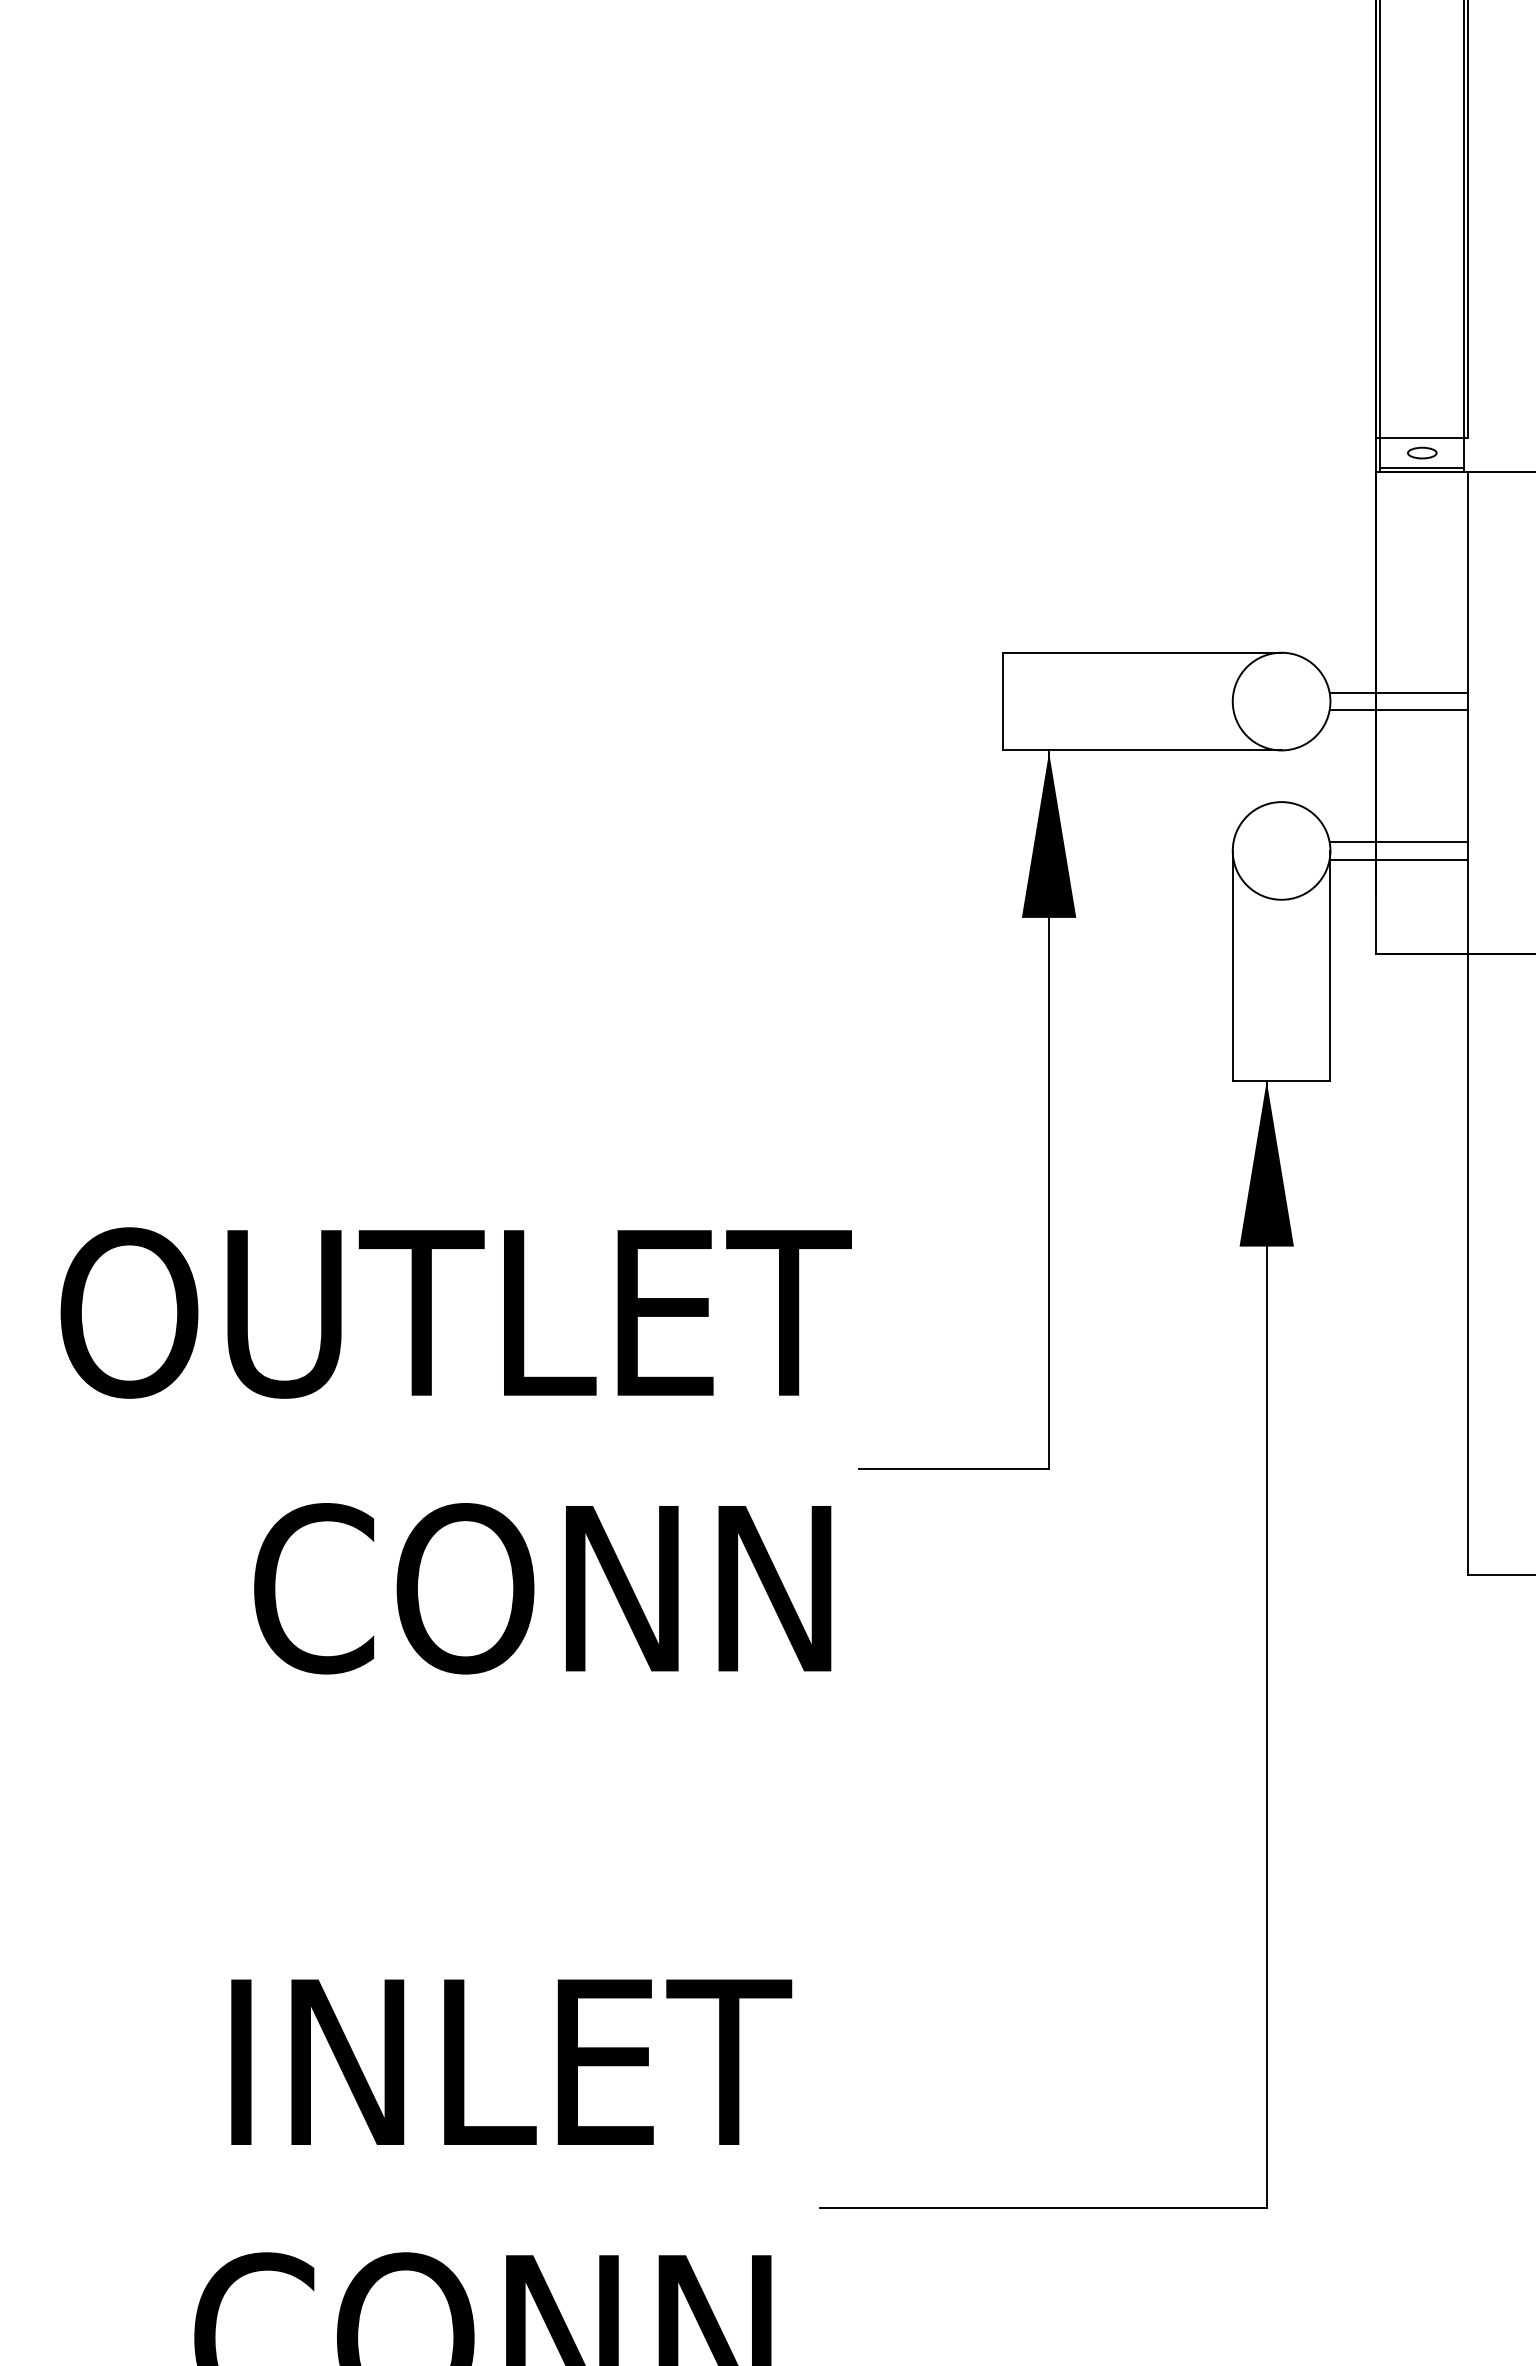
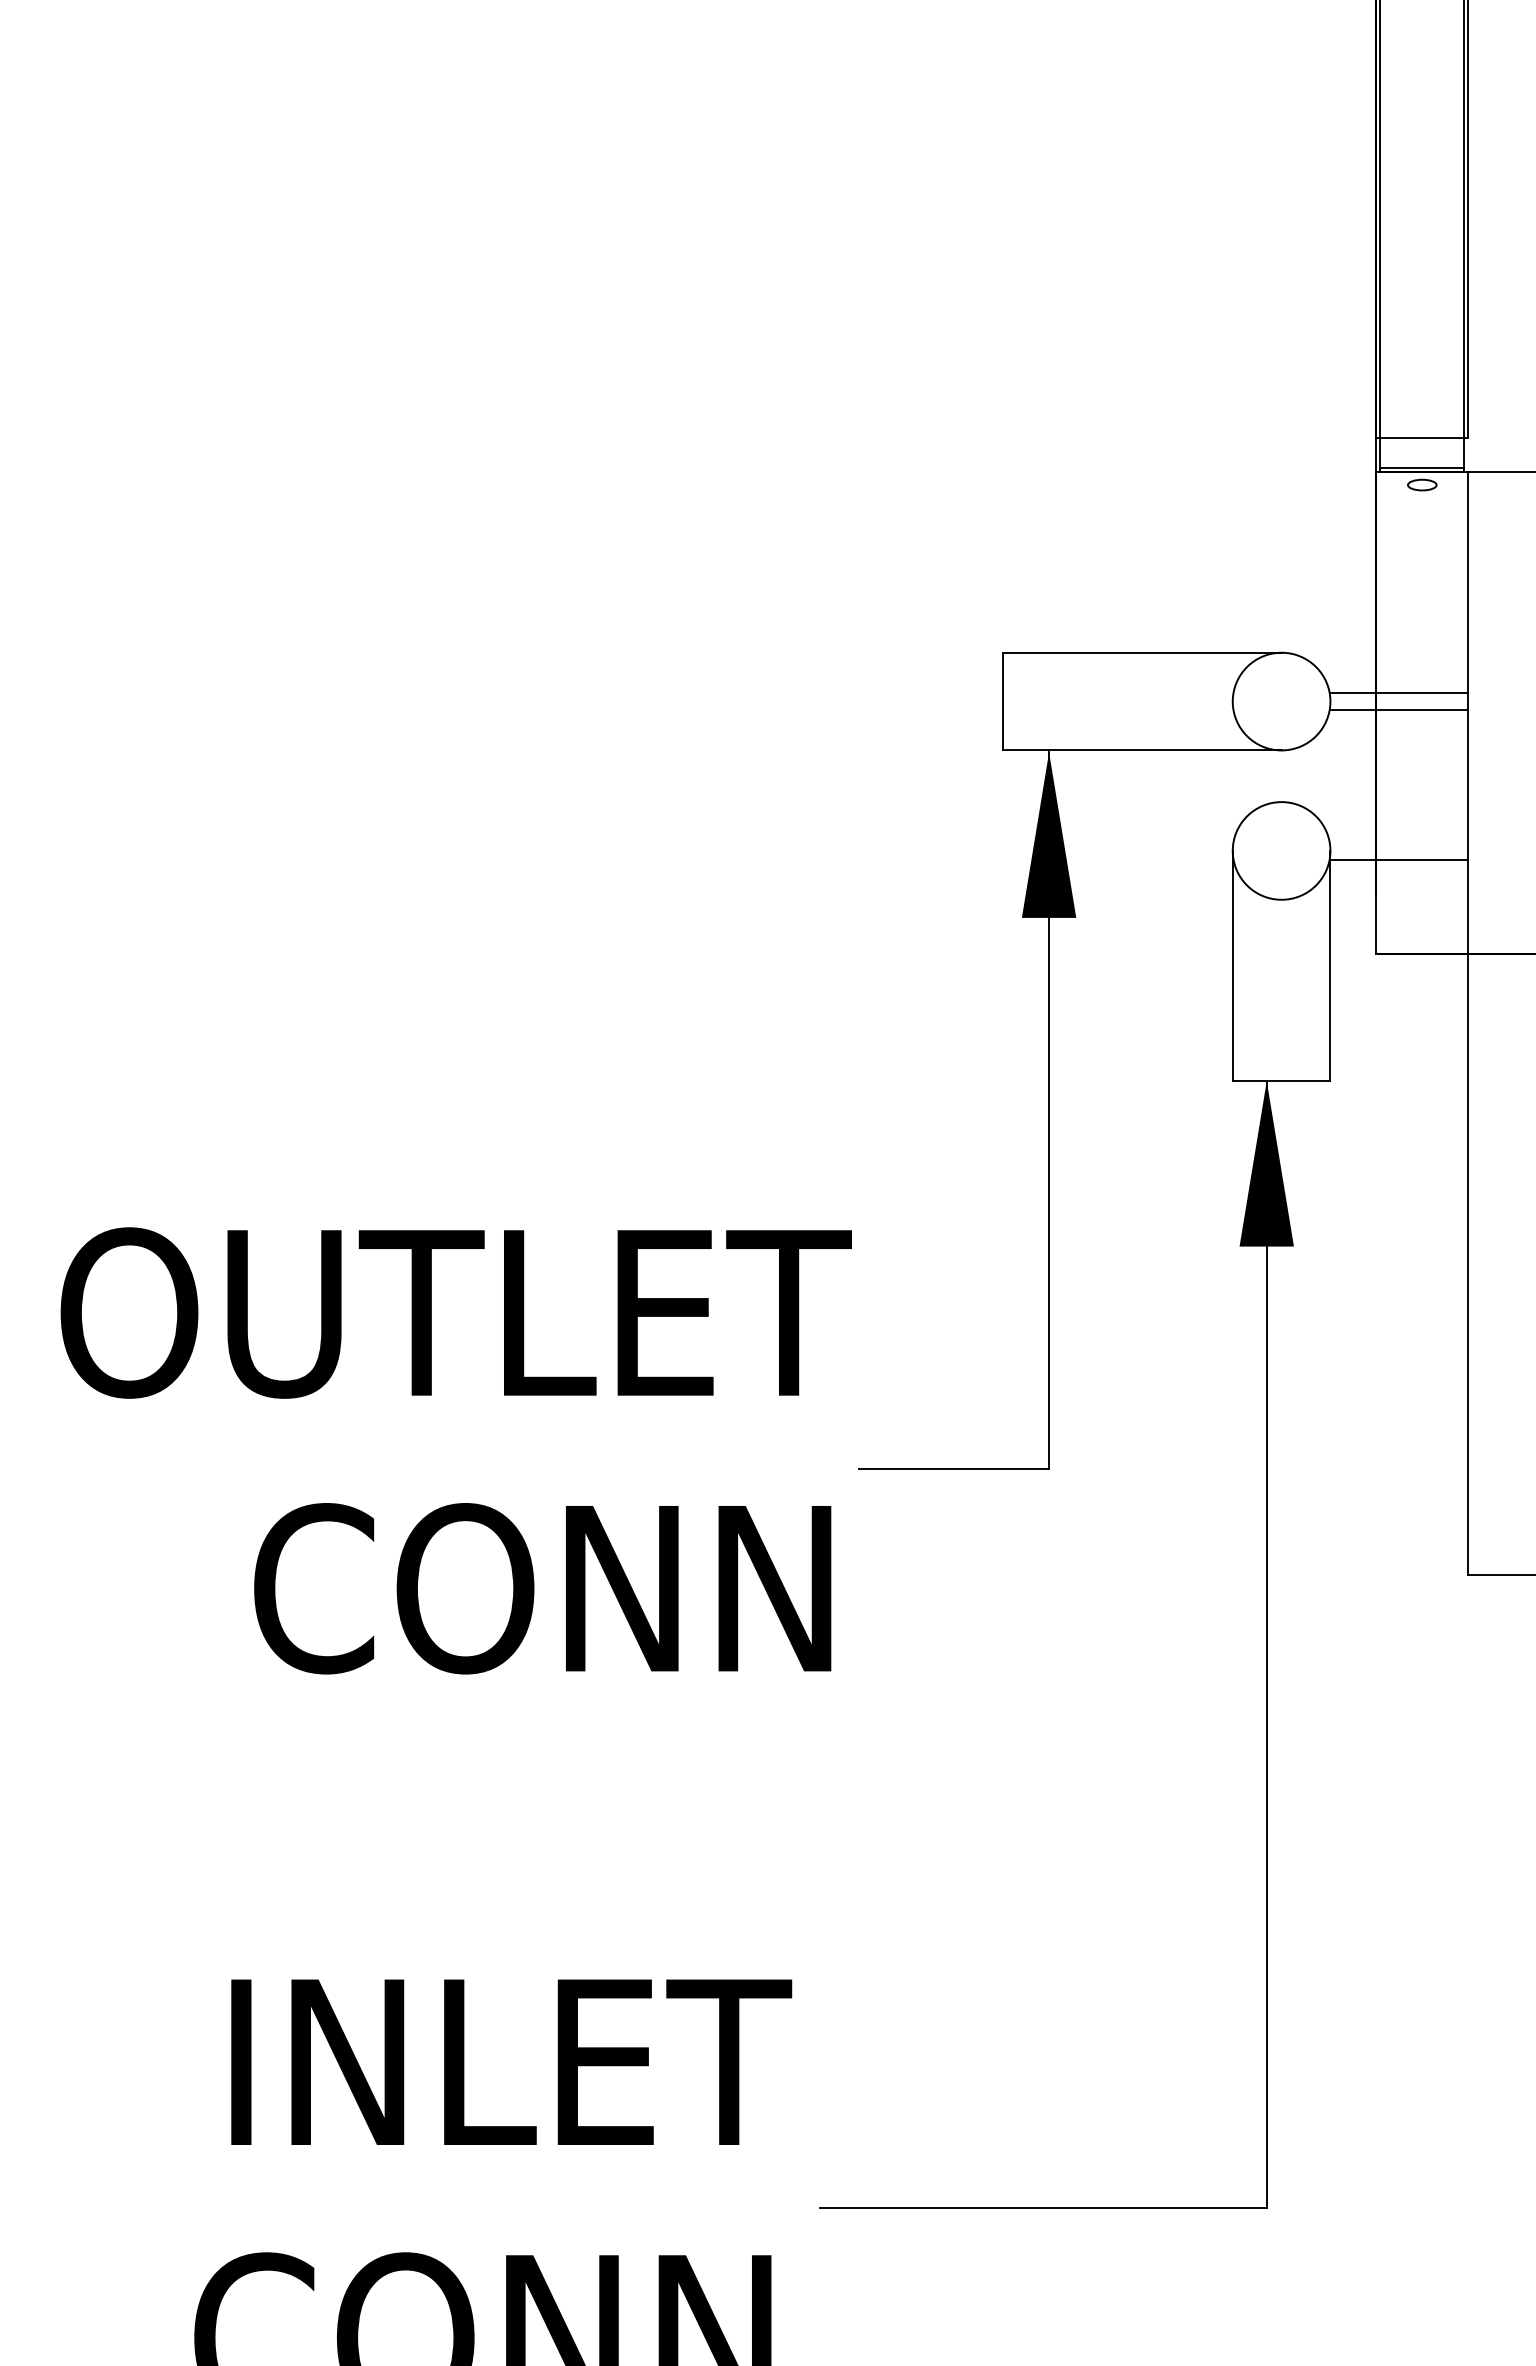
part position: (1422, 452) -> (1422, 484) (1422, 484)
line: present -> none (1398, 842)
